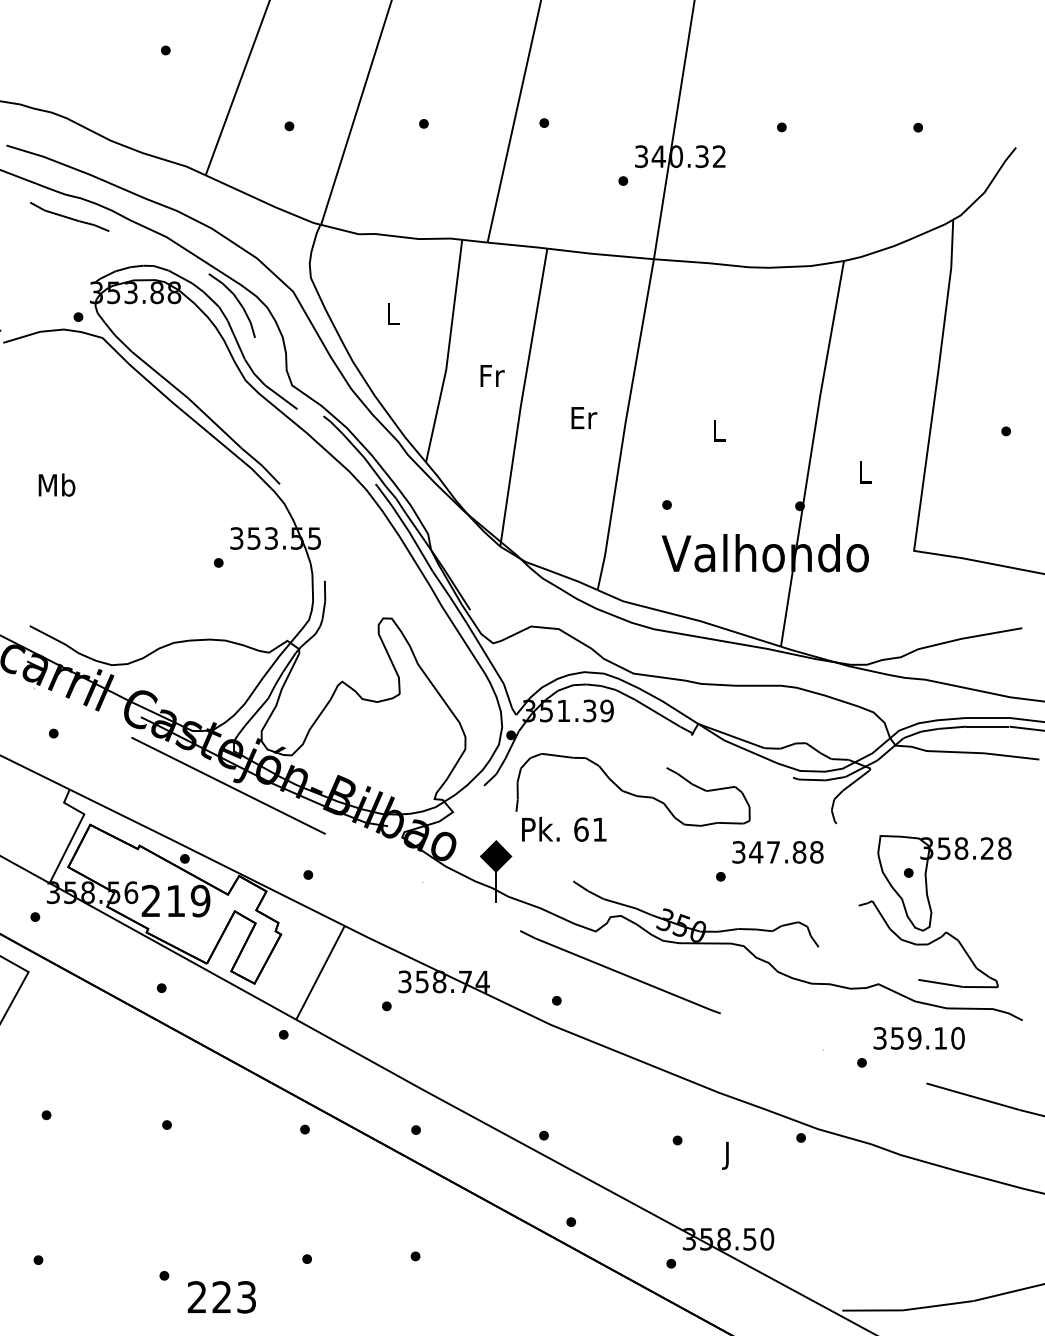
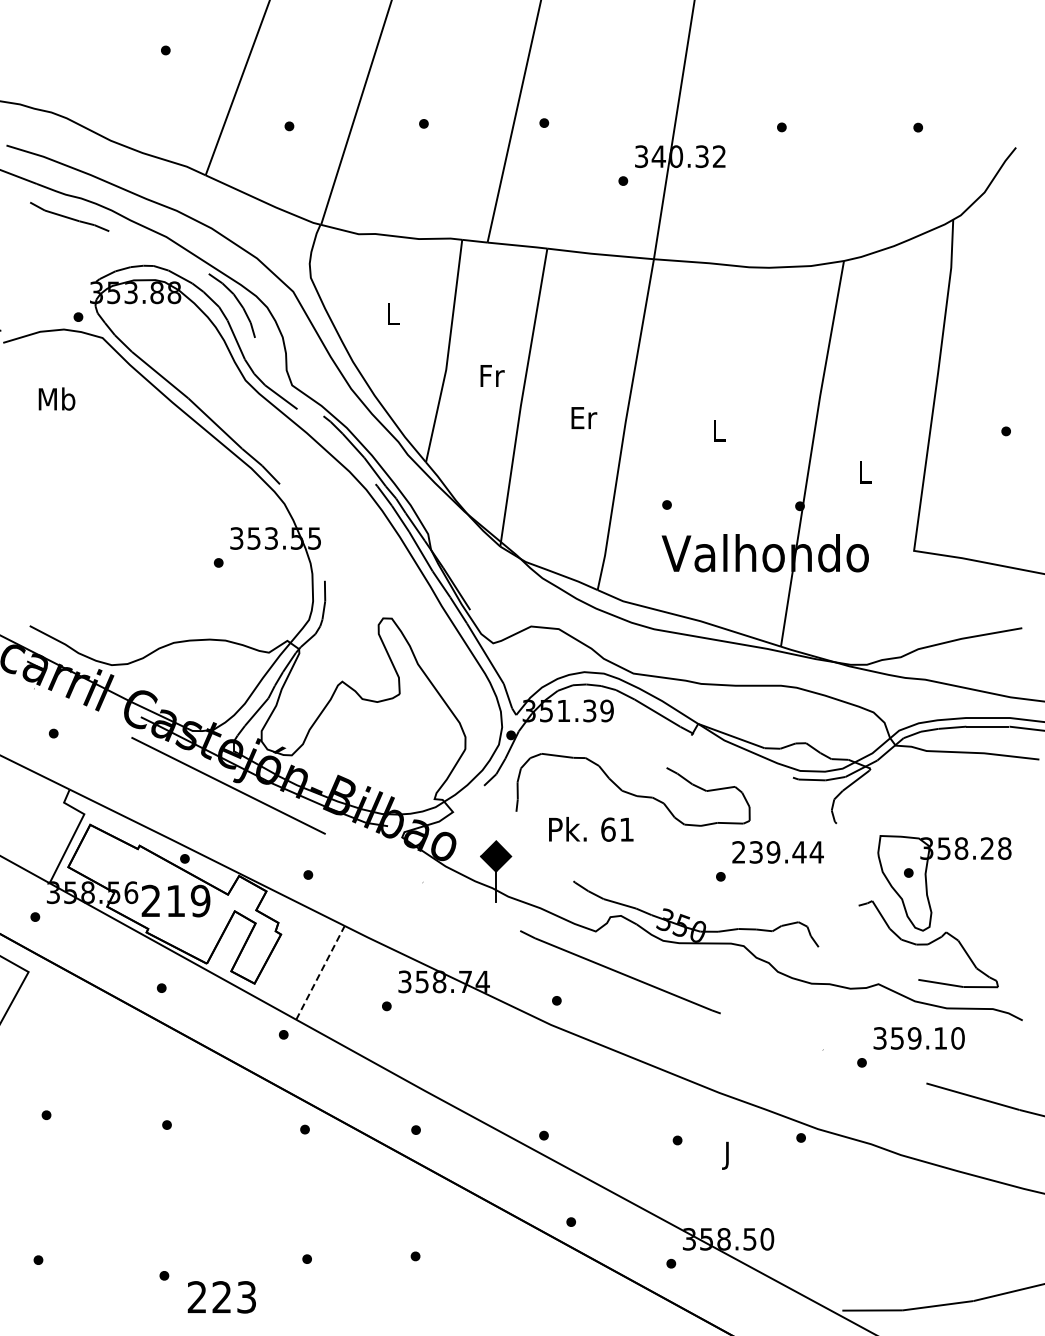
text position: (56, 484) -> (56, 398) (56, 398)
text position: (564, 829) -> (591, 829) (591, 829)
text: 347.88 -> 239.44 (777, 852)
line: solid -> dashed (320, 972)
